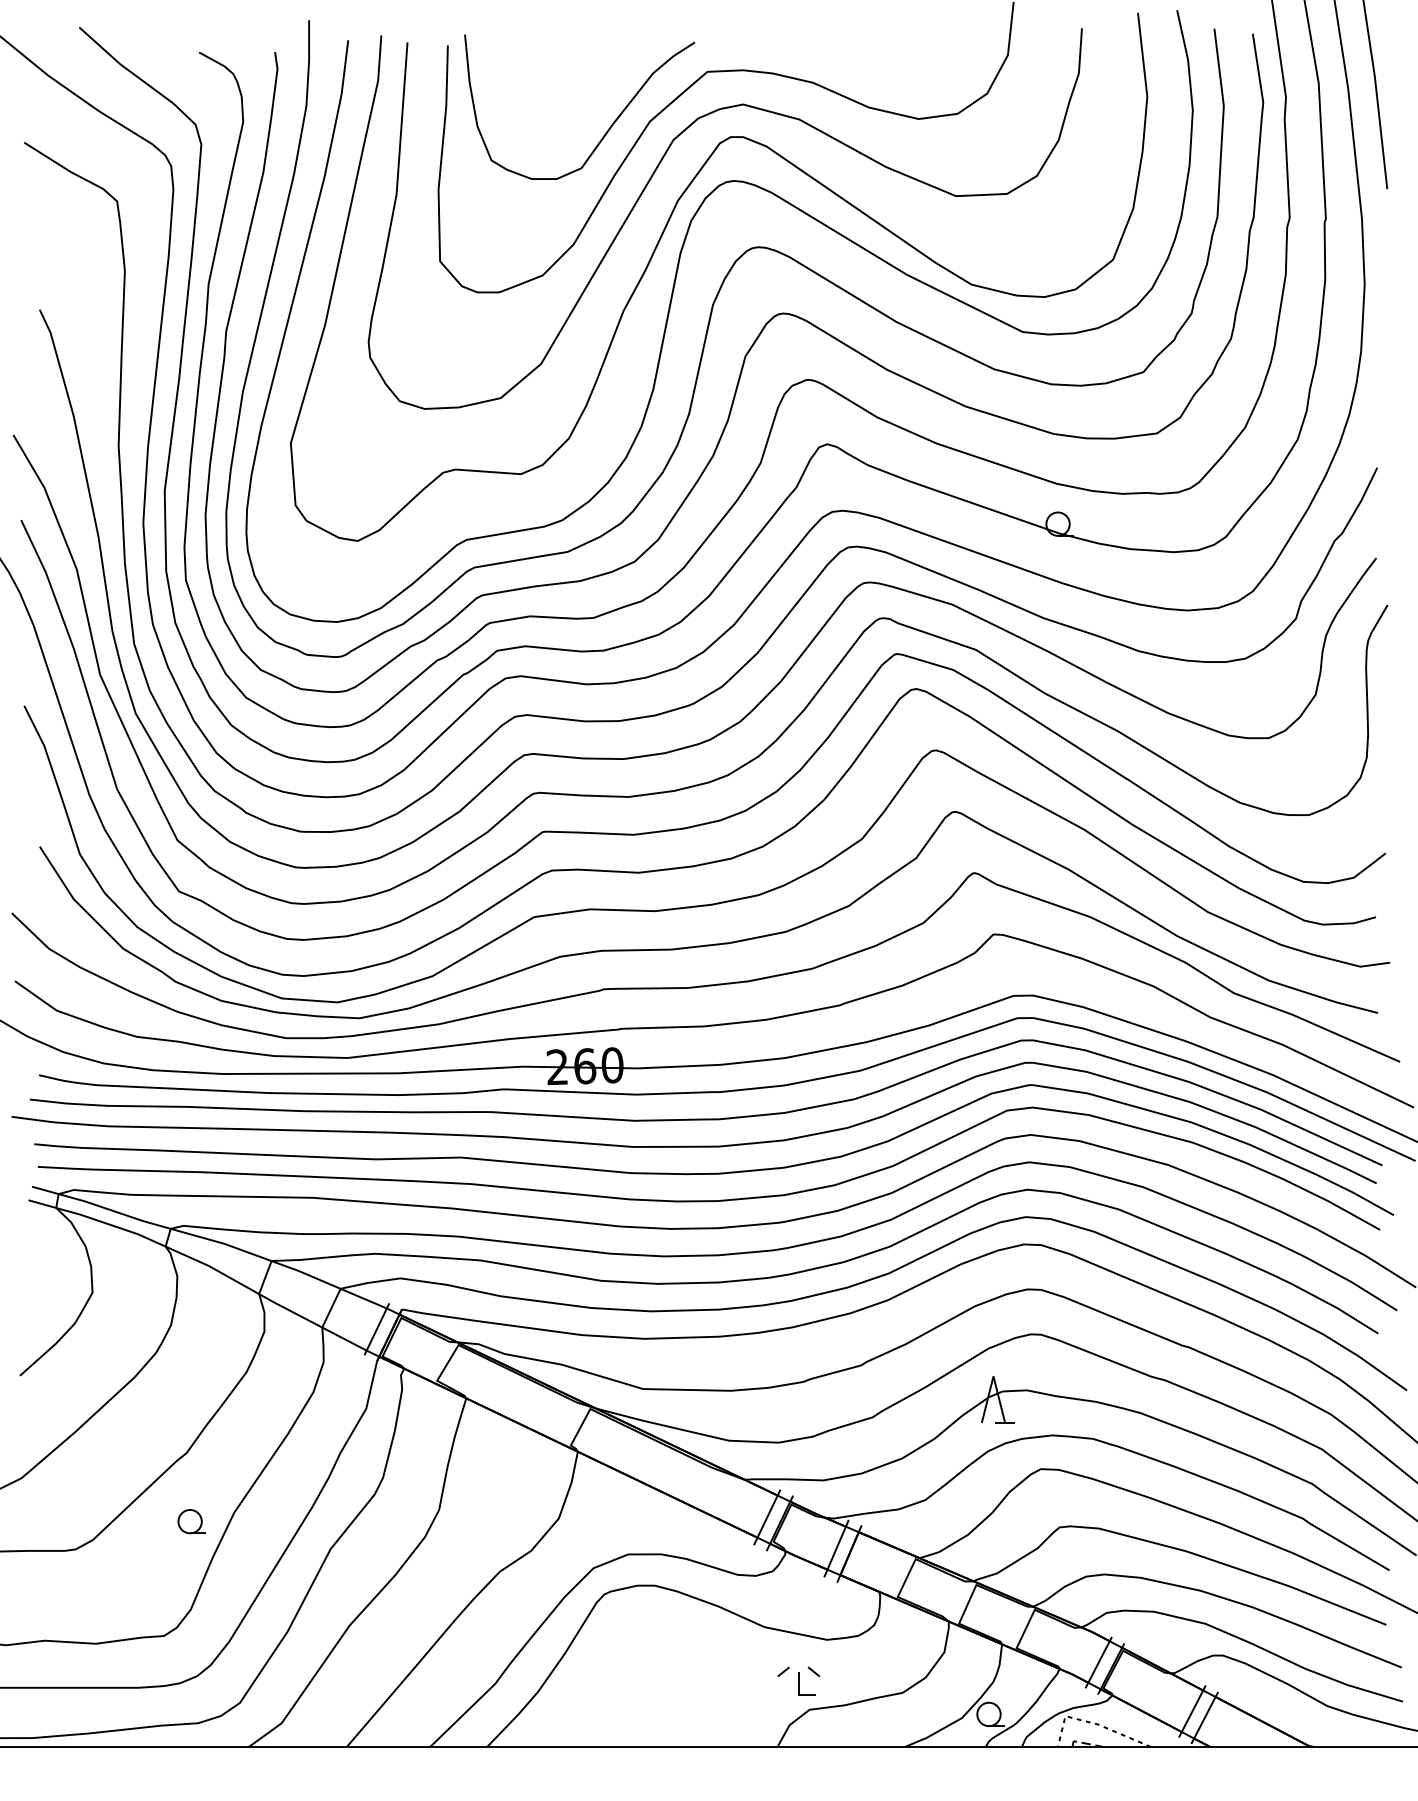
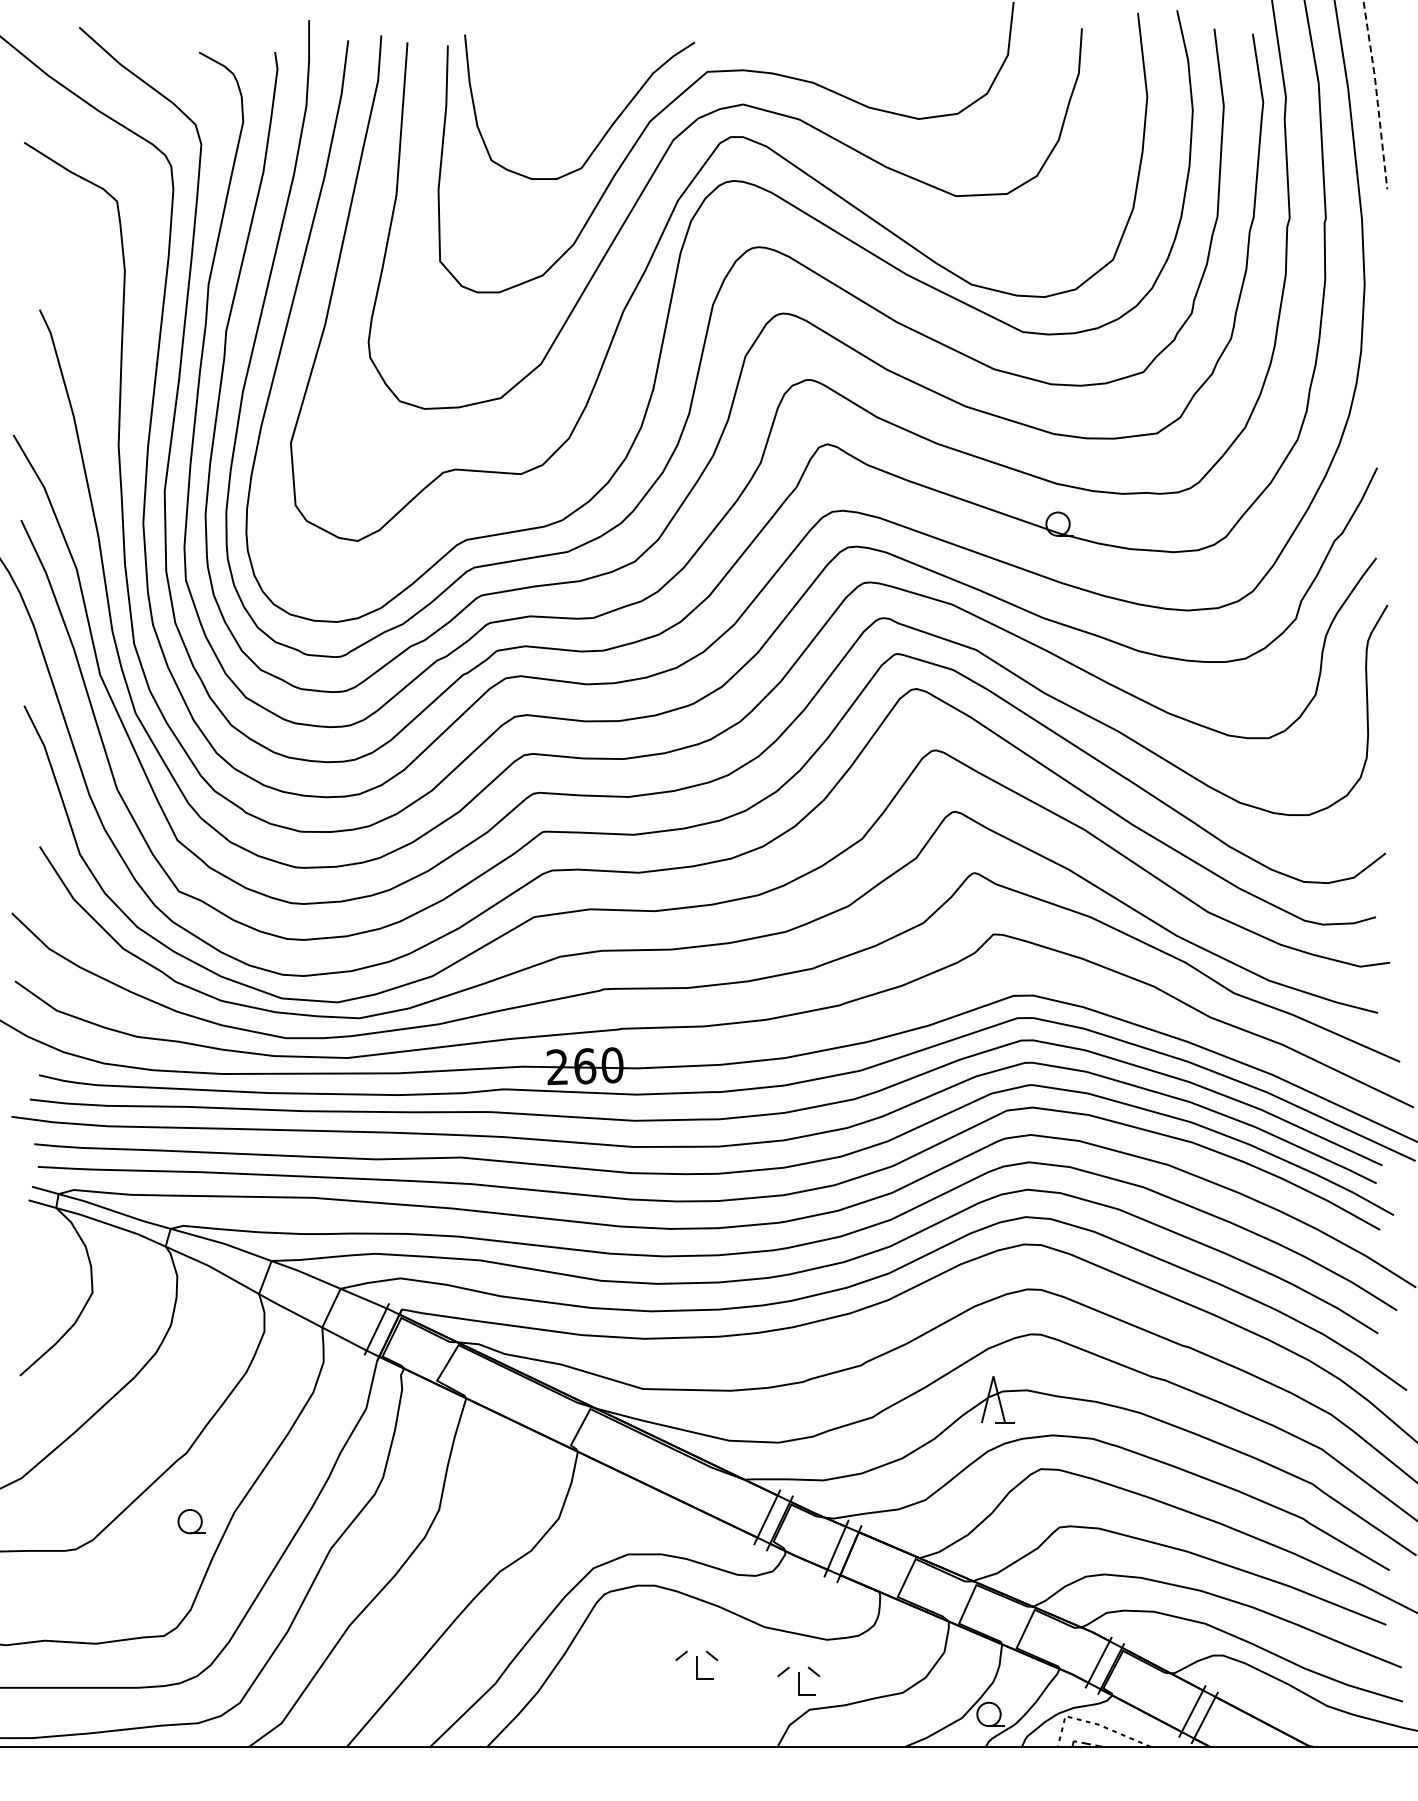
line: solid -> dashed (1376, 94)
part: none -> present (696, 1664)
